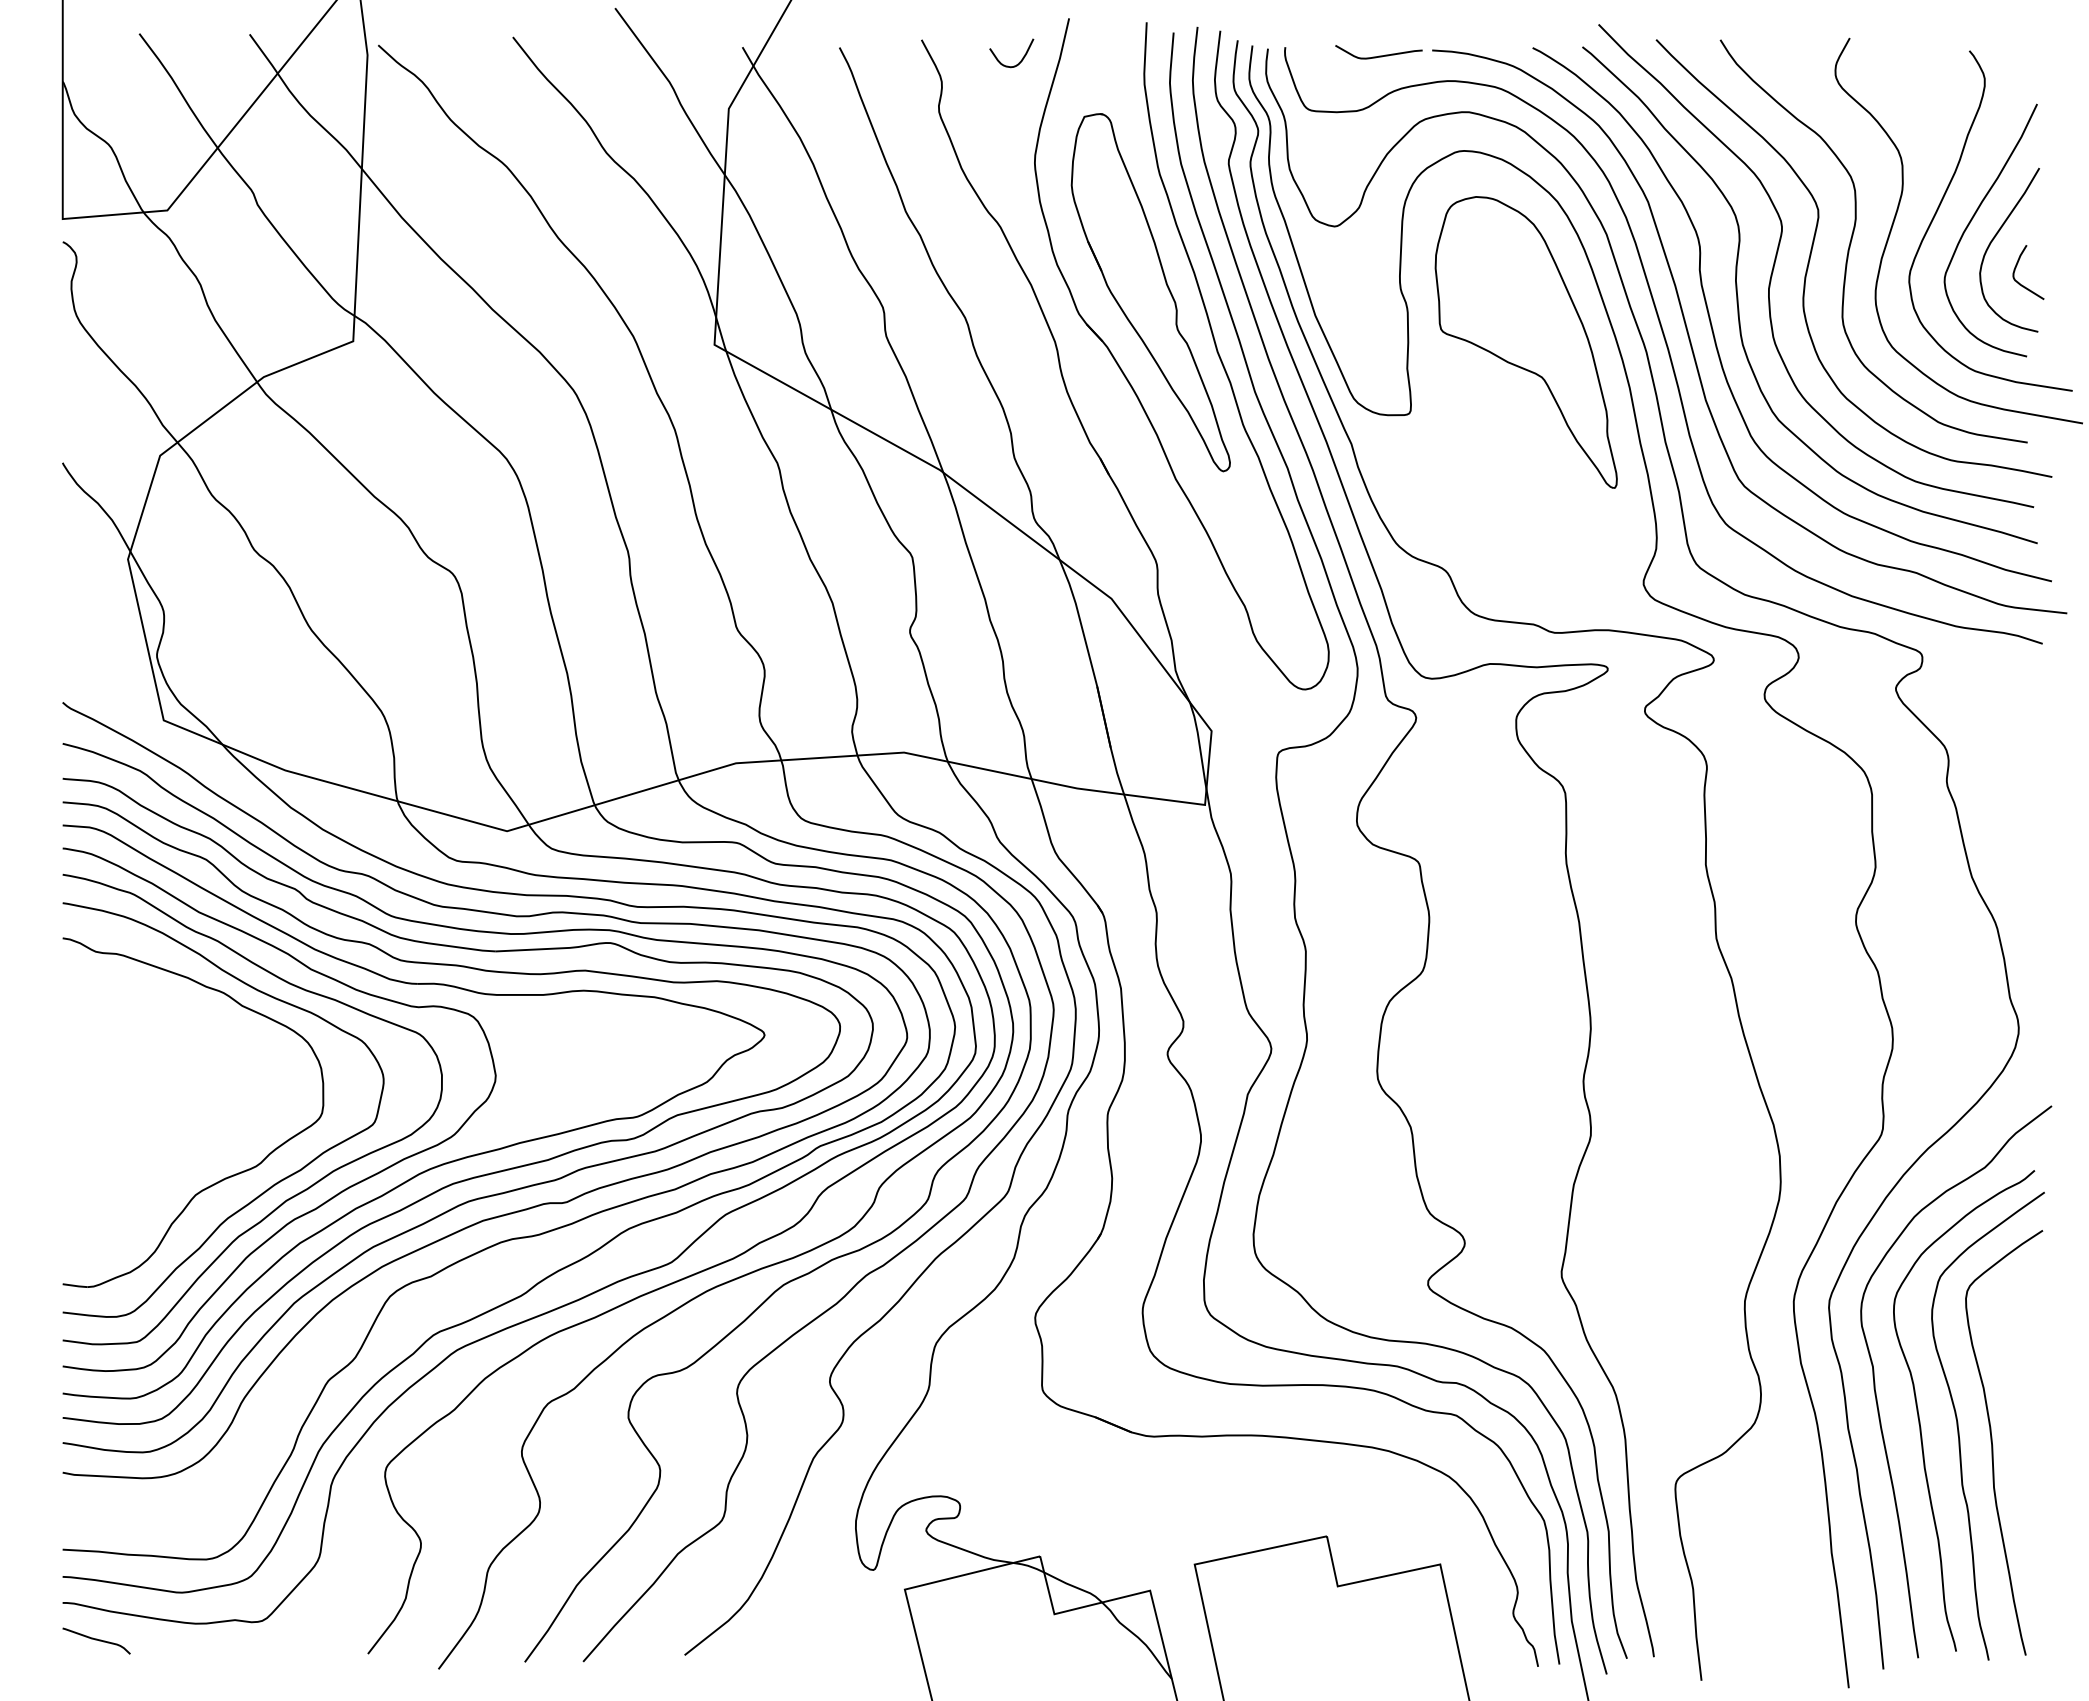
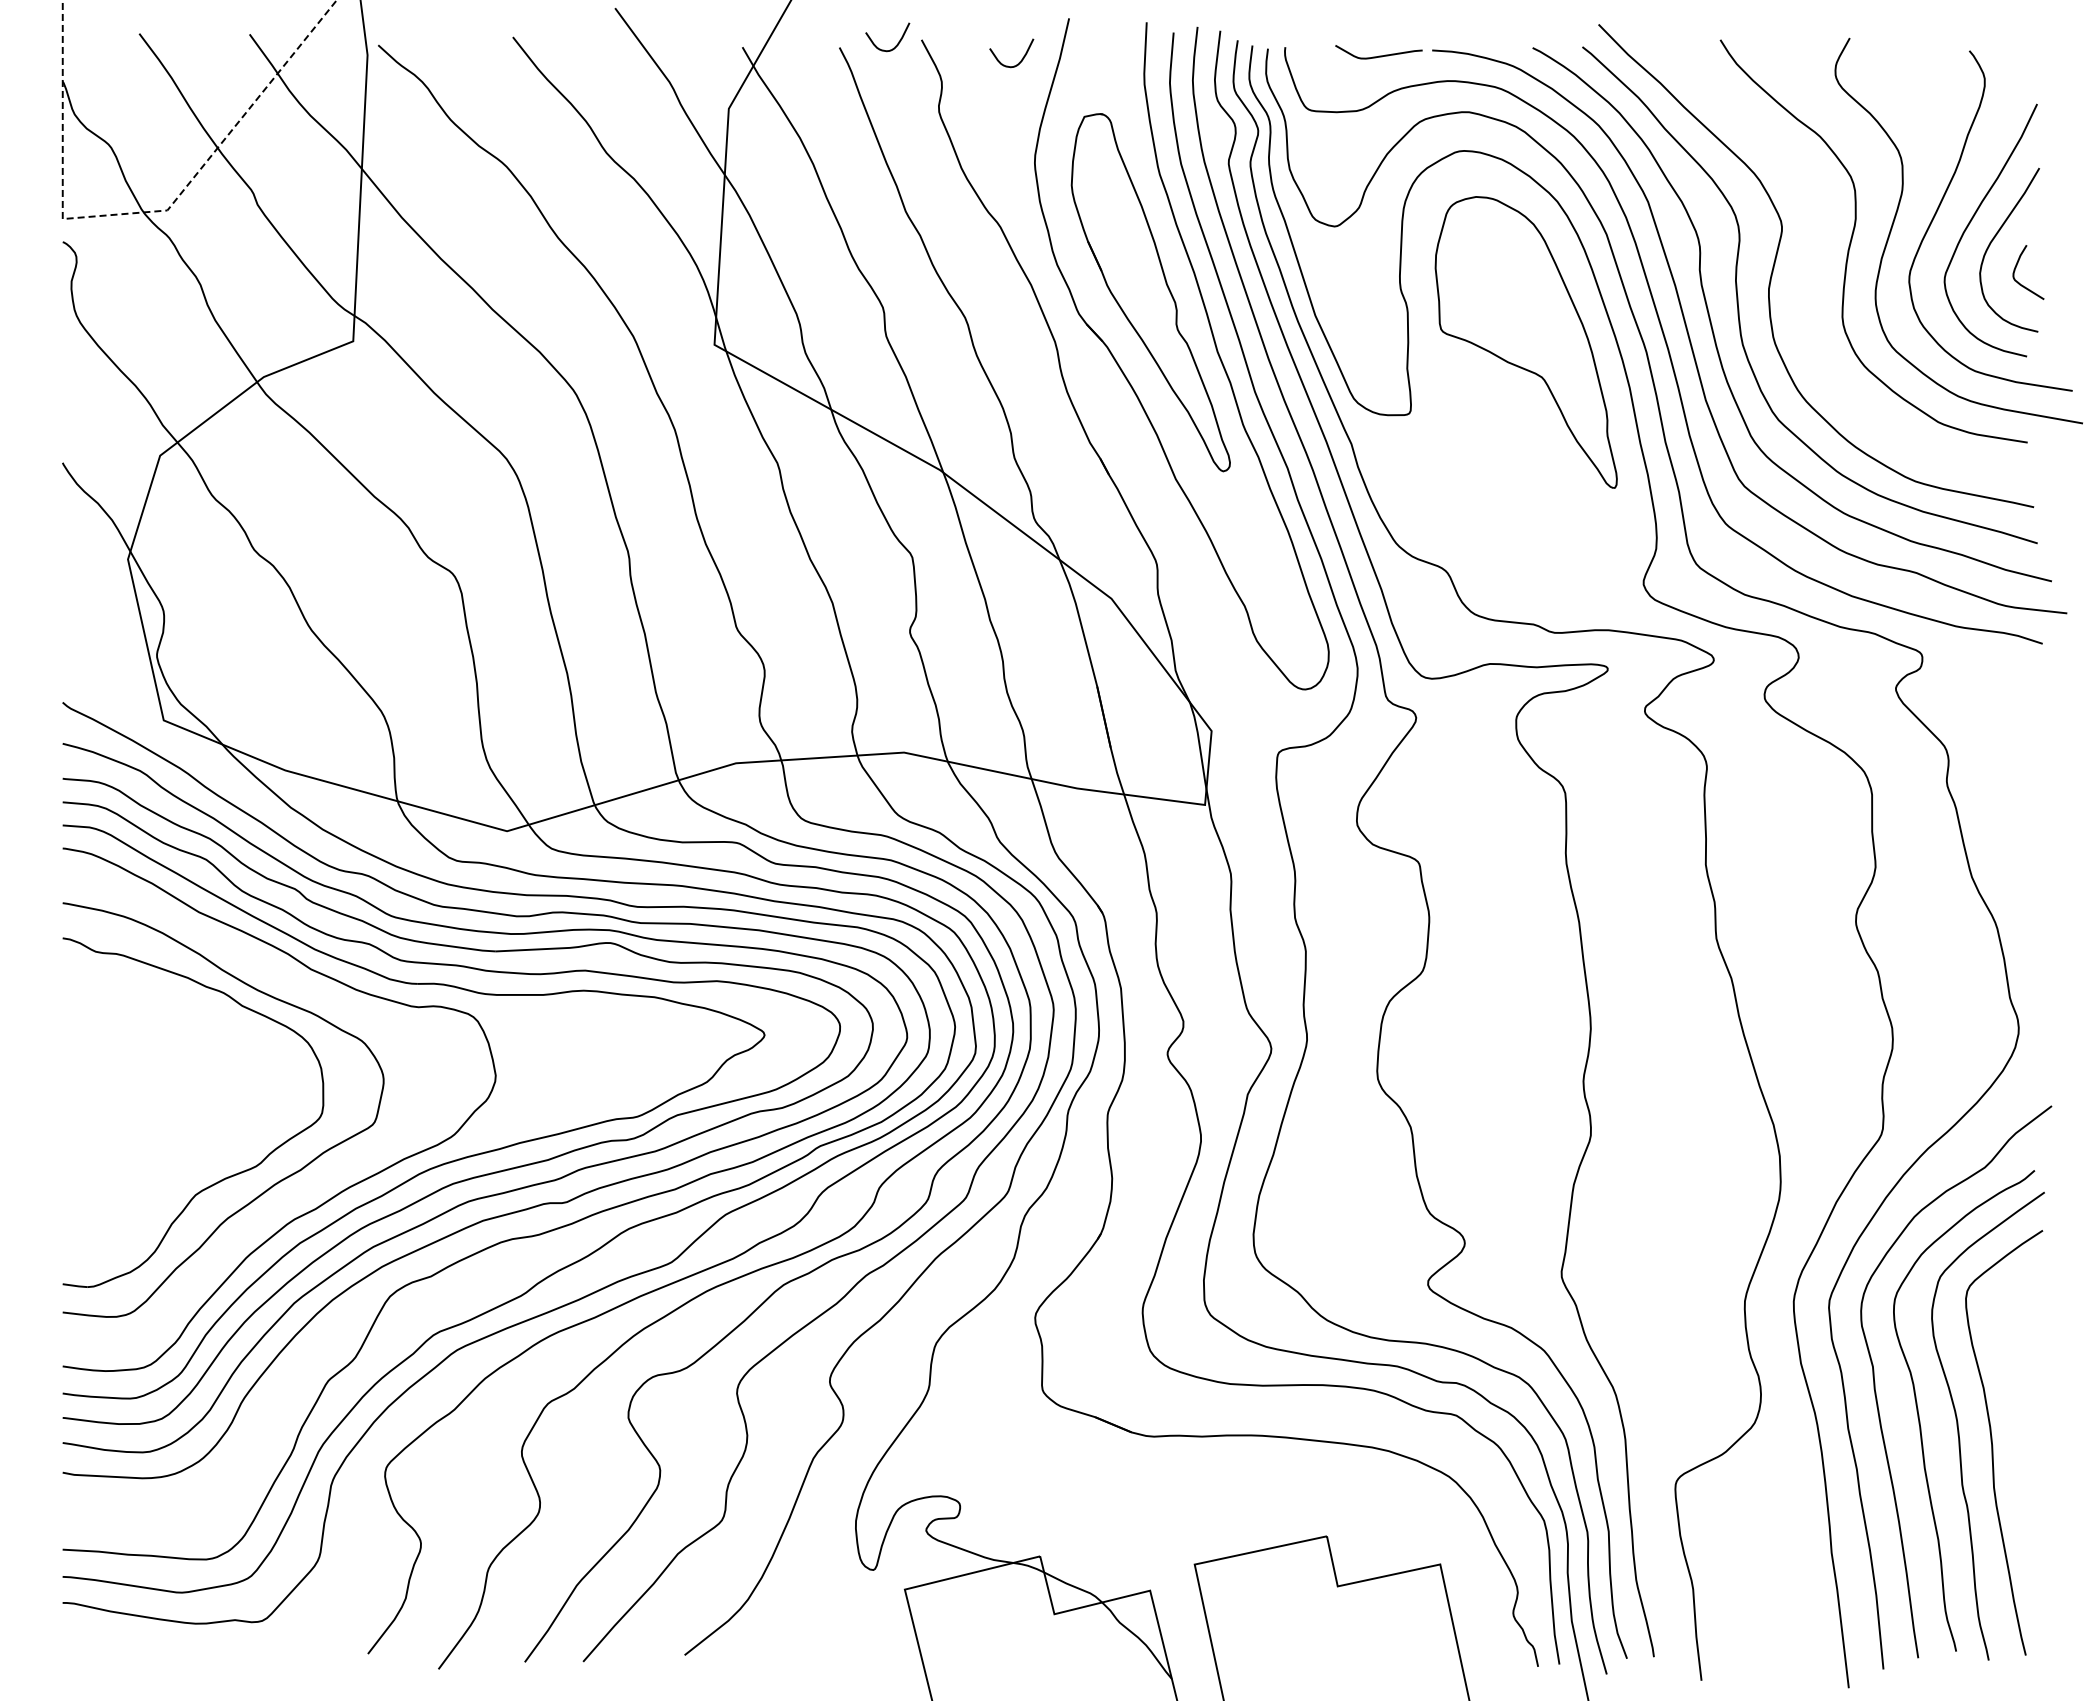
curve: none -> present (895, 45)
line: solid -> dashed (139, 212)
curve: present -> none (1812, 251)
curve: present -> none (300, 1191)
curve: present -> none (96, 1640)
